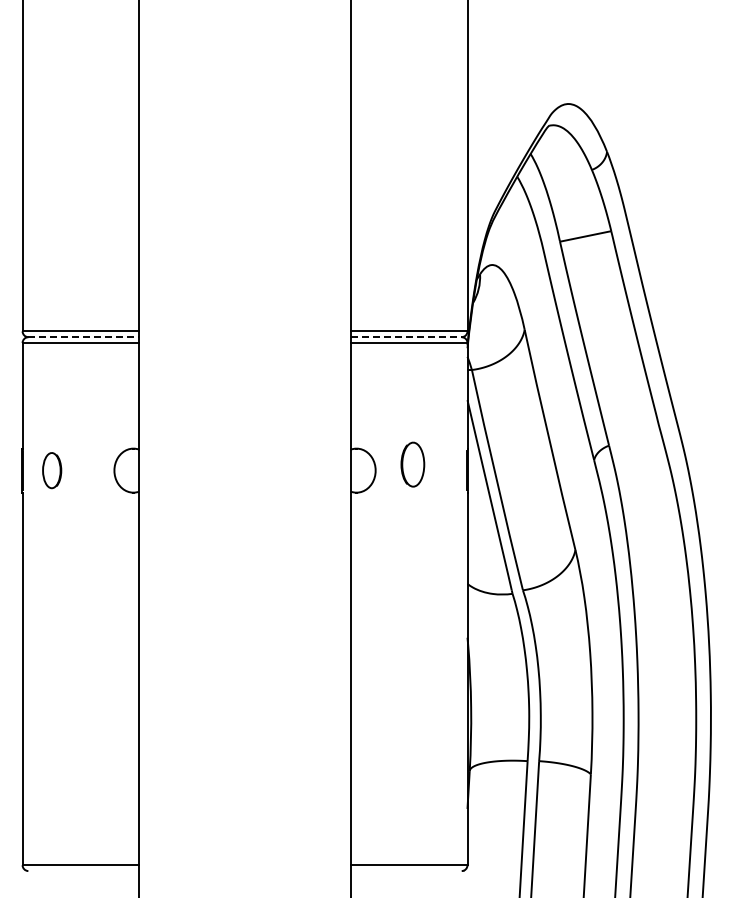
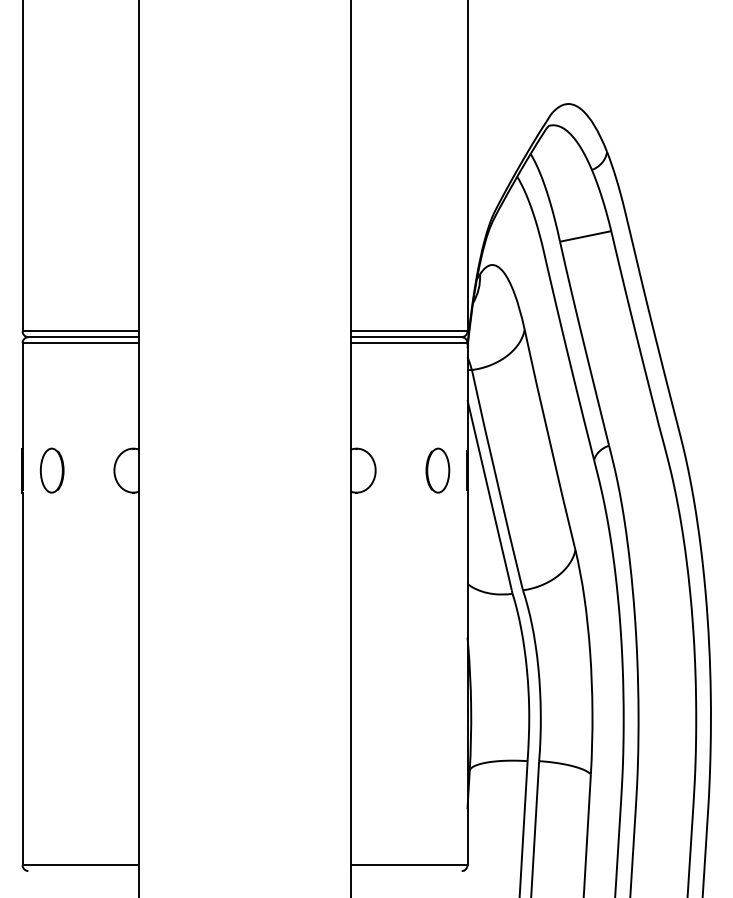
line: dashed -> solid (83, 337)
line: dashed -> solid (406, 337)
part position: (412, 464) -> (437, 470) (437, 470)
part size: 21x38 px -> 26x47 px (51, 470)
